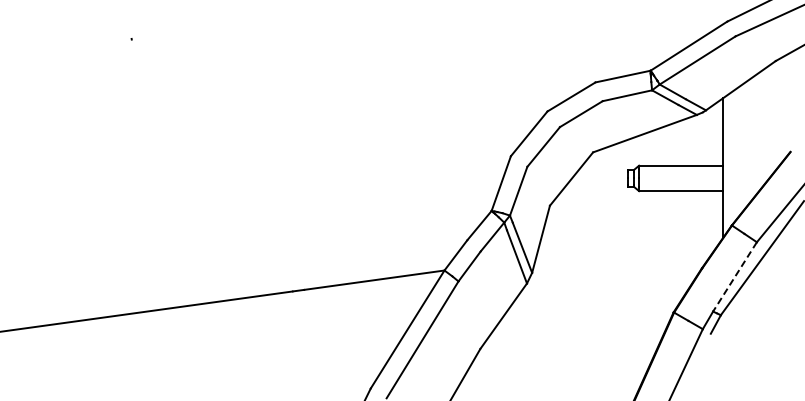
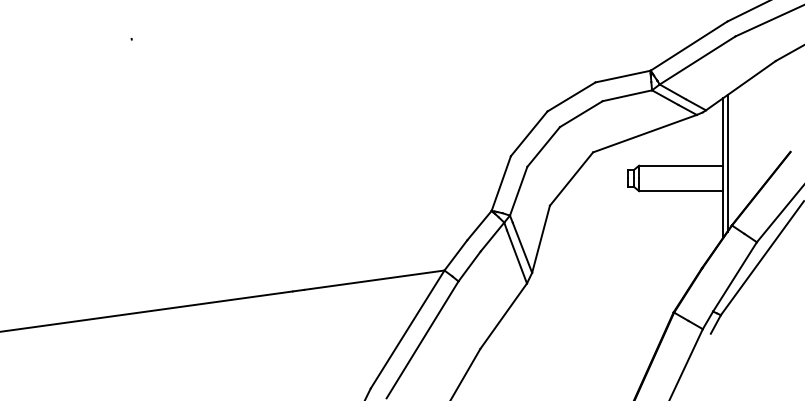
line: none -> present (727, 163)
line: dashed -> solid (734, 277)
